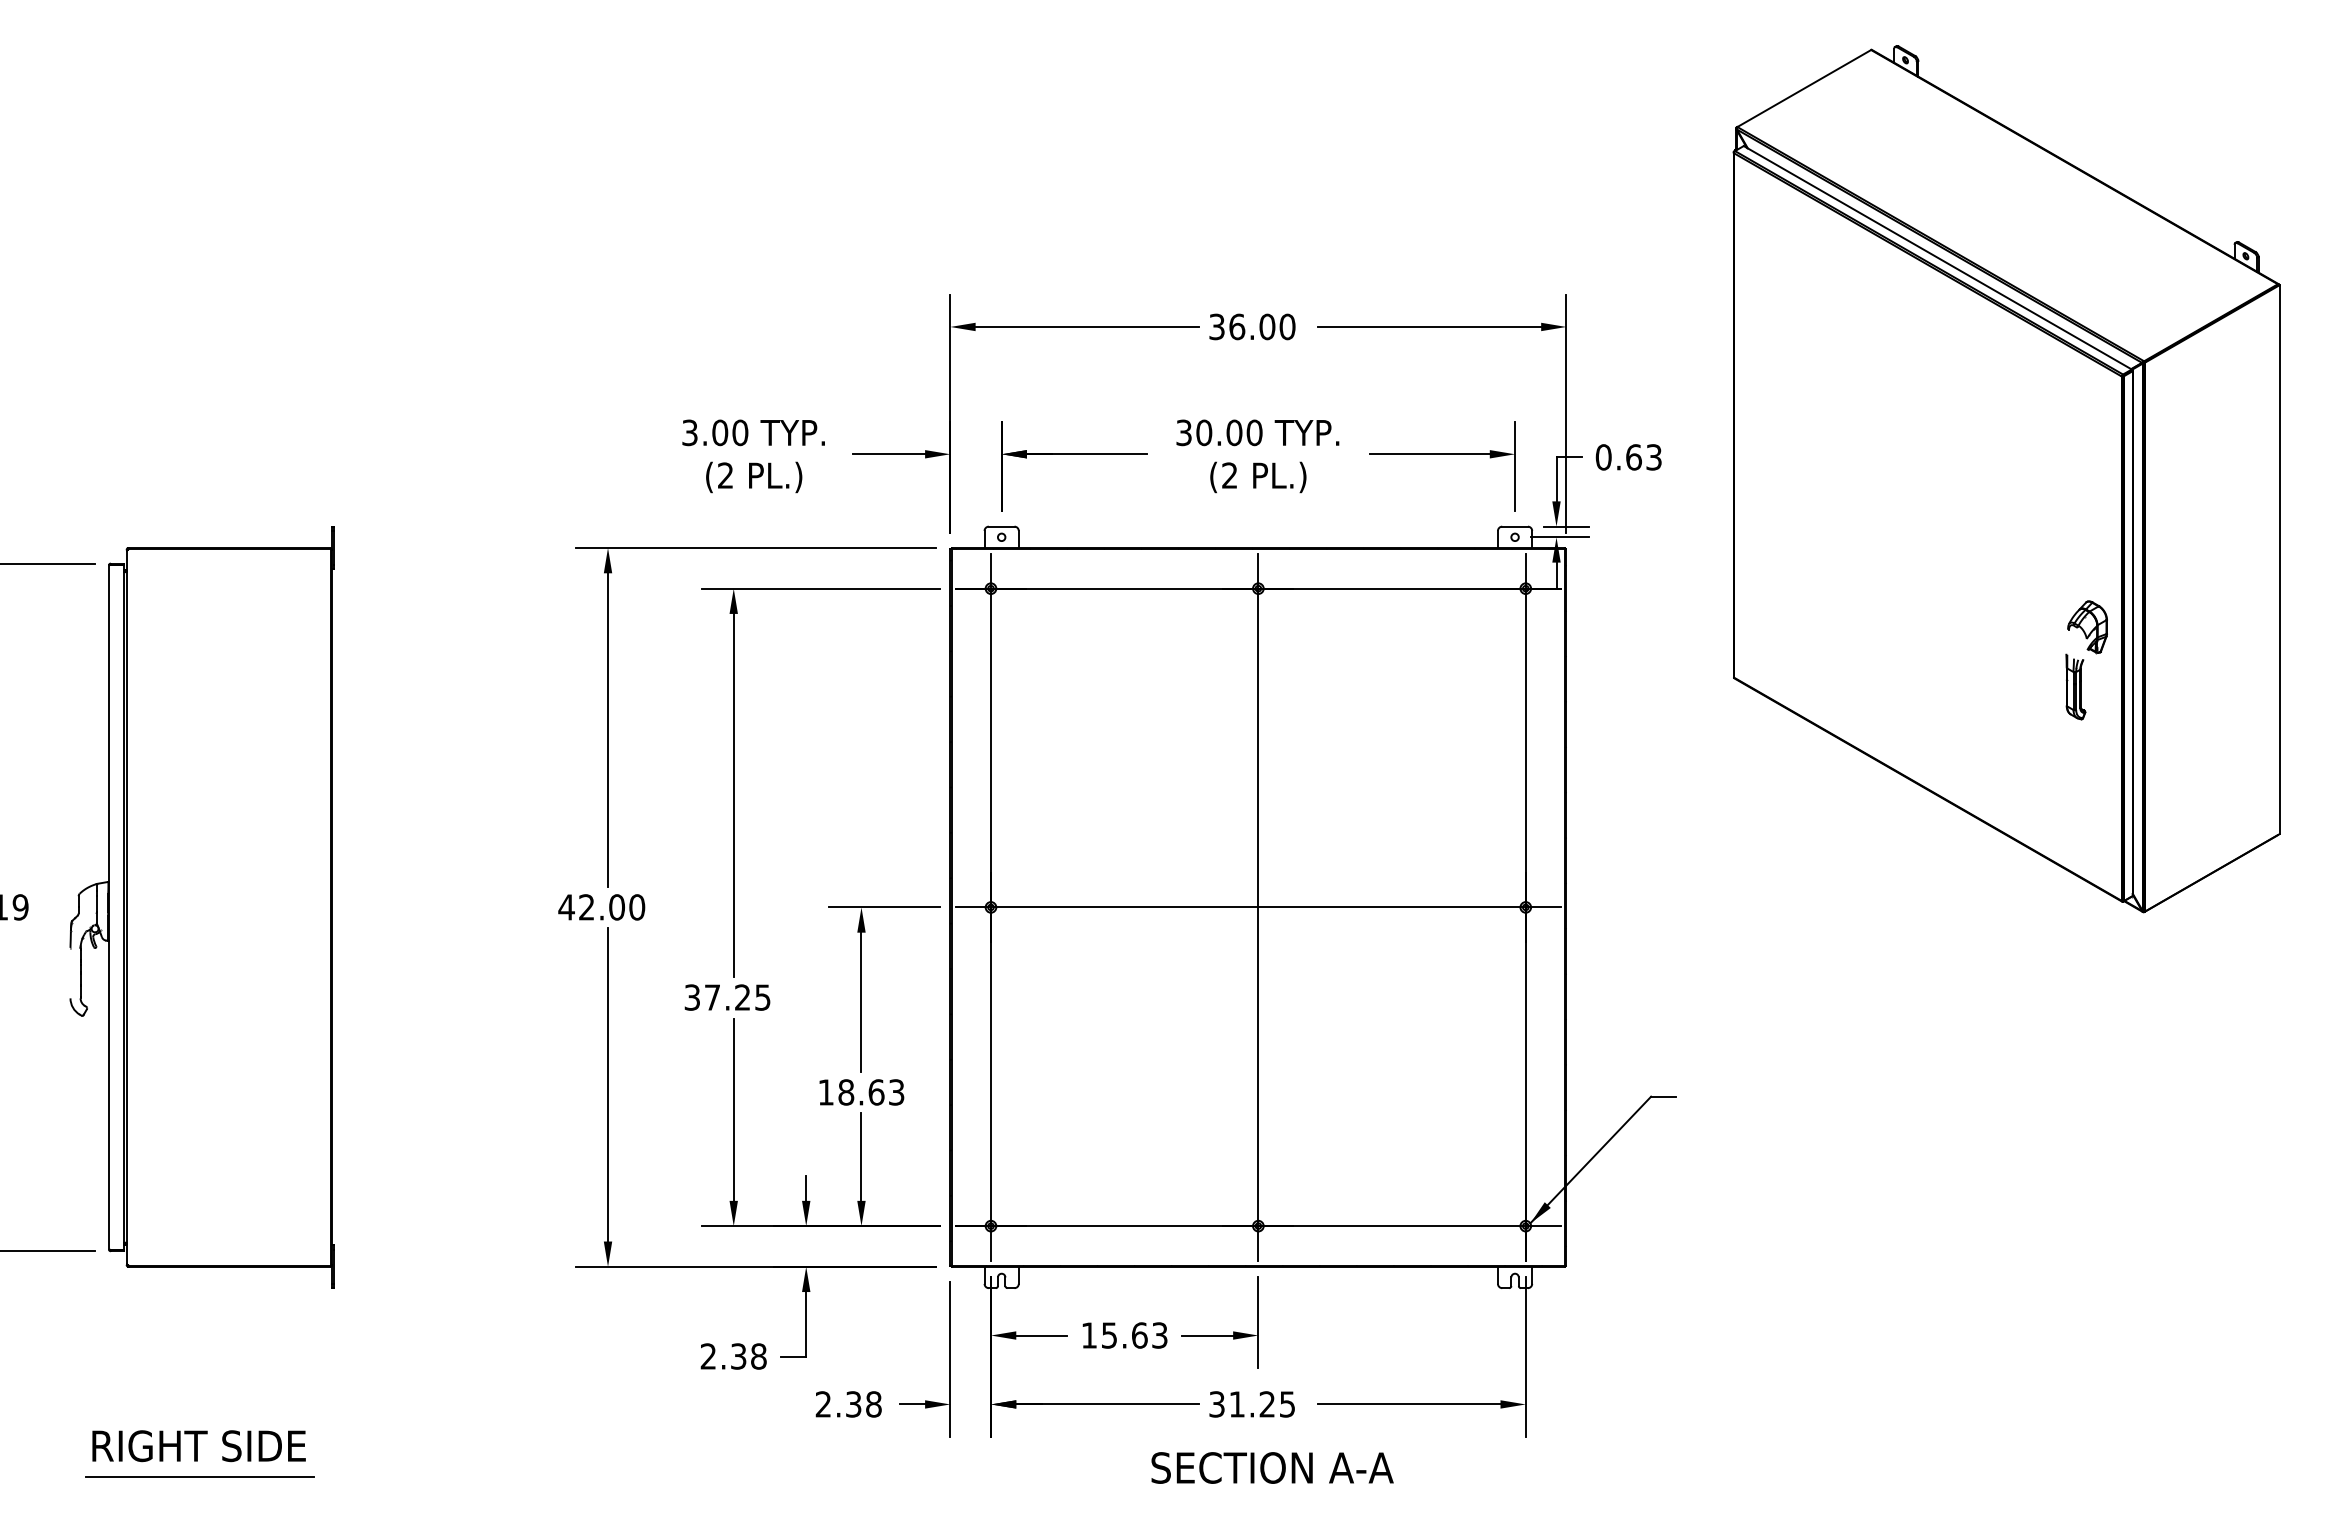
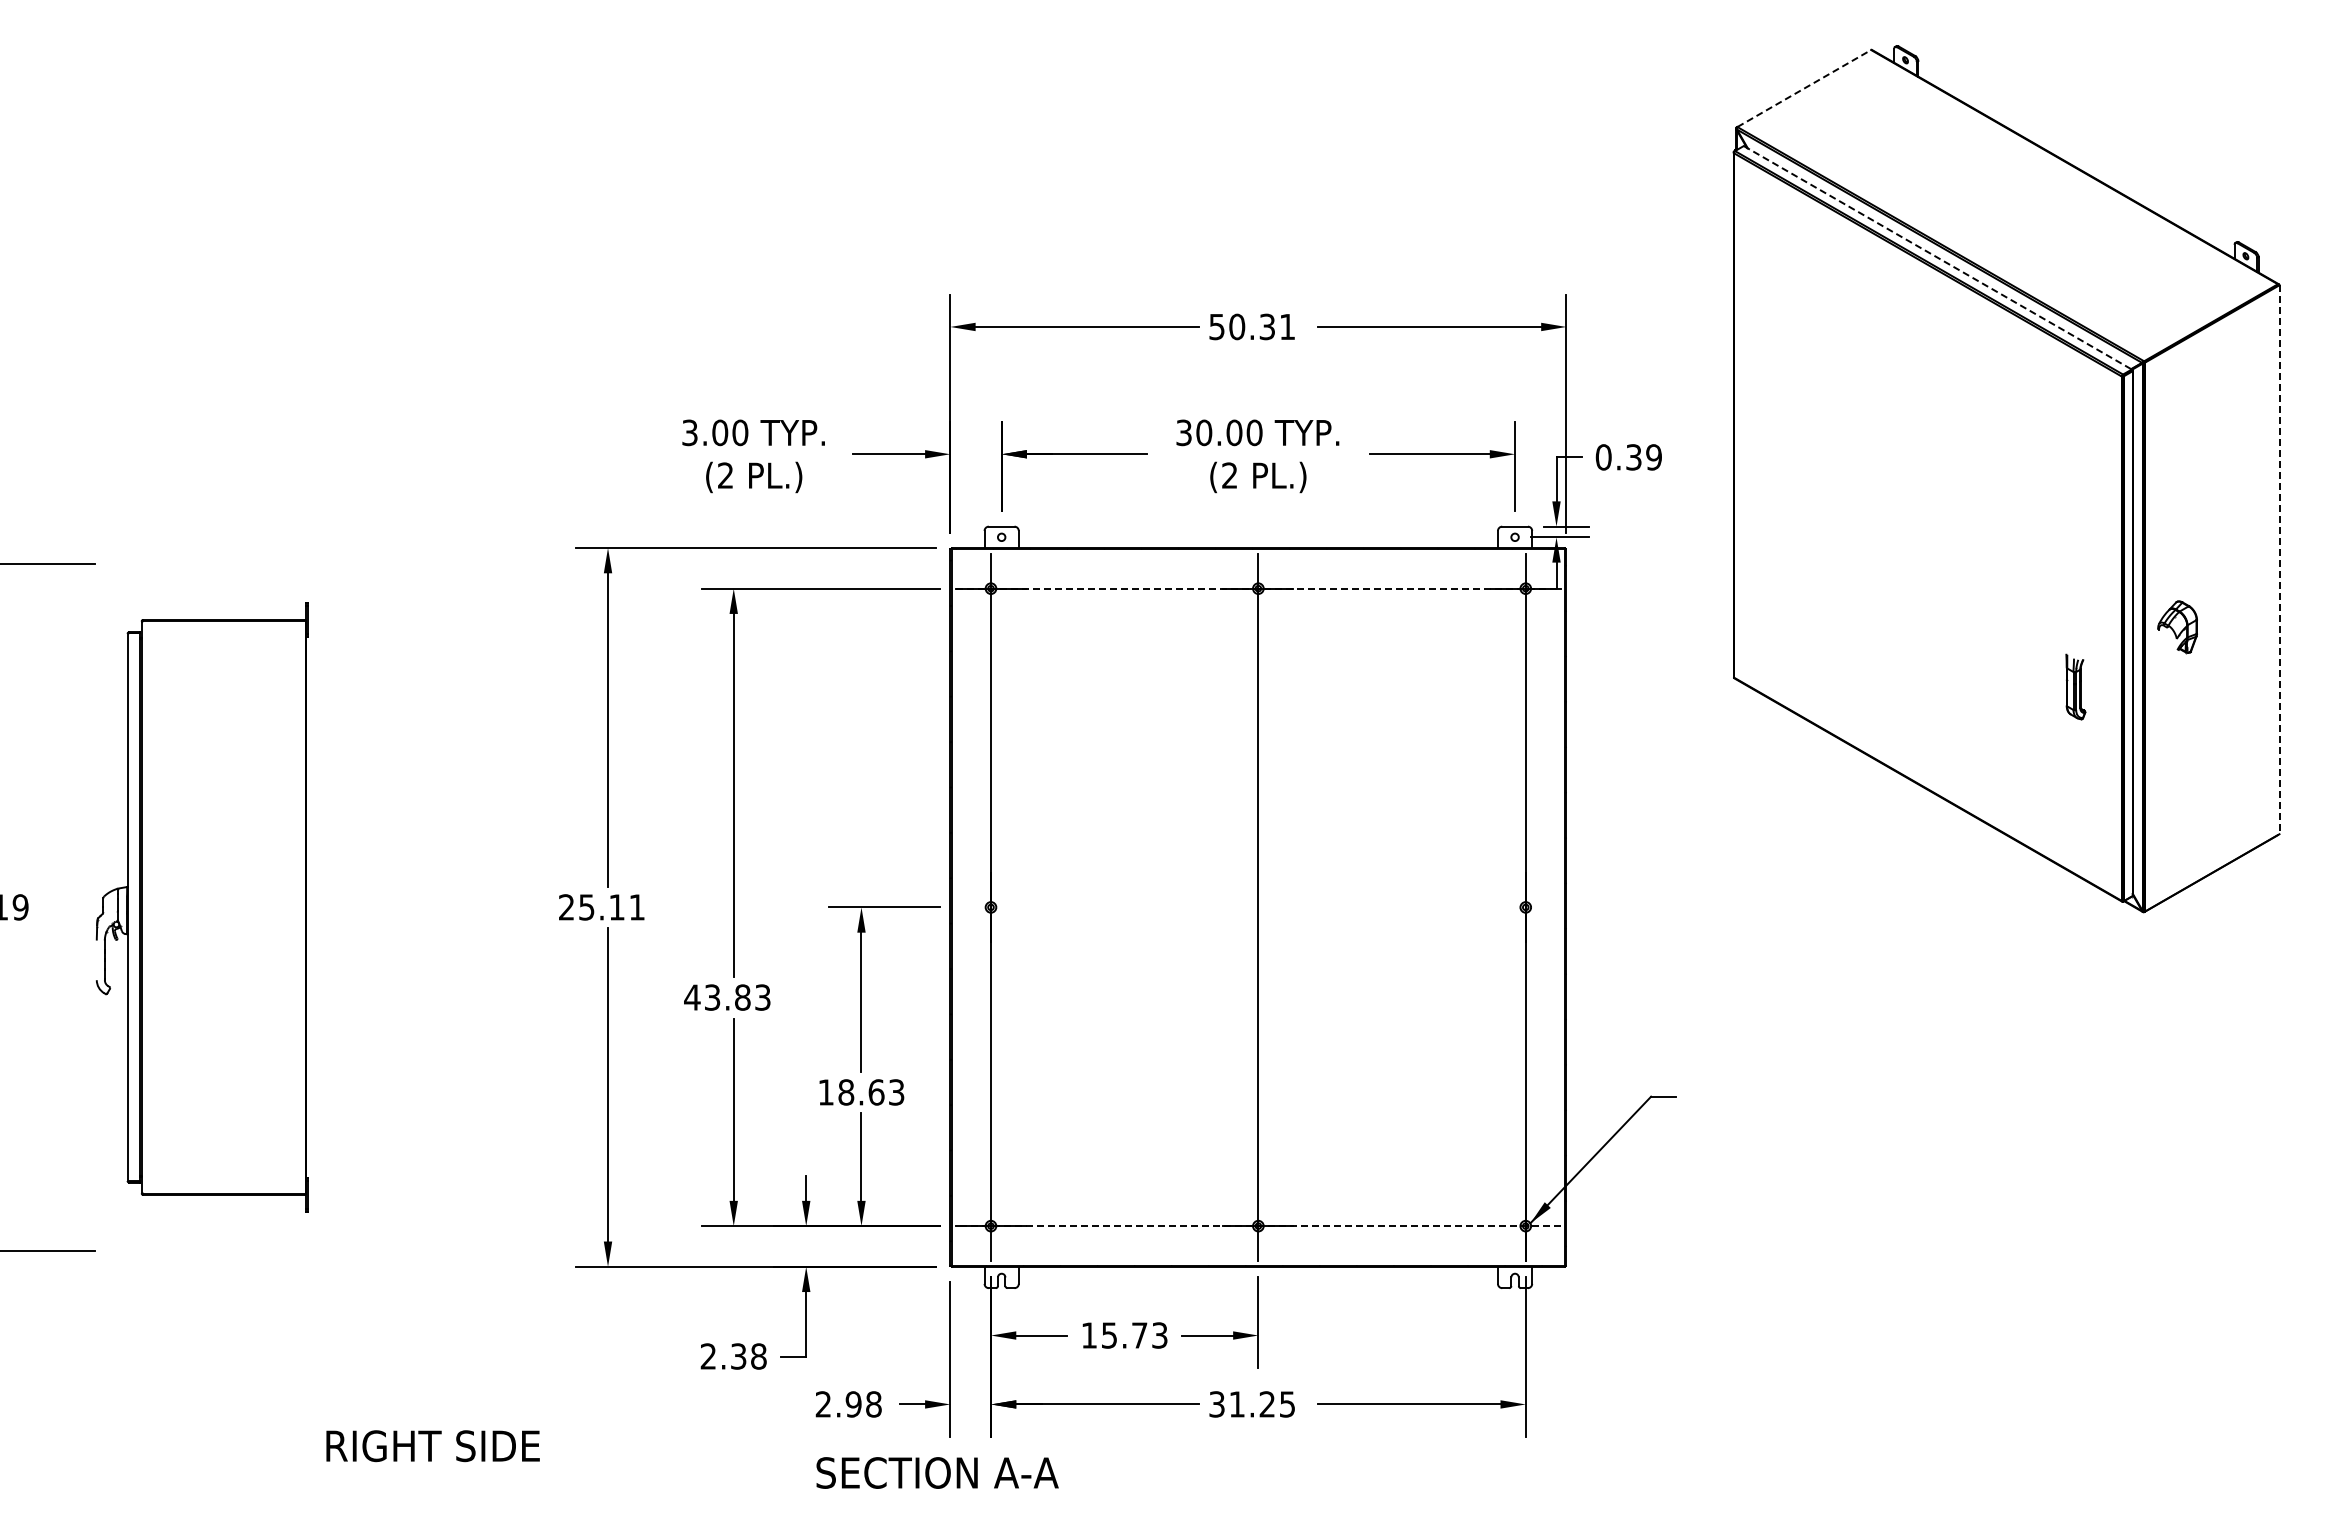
line: solid -> dashed (1804, 88)
line: solid -> dashed (1937, 257)
text: 36.00 -> 50.31 (1252, 326)
text: 0.63 -> 0.39 (1643, 457)
line: solid -> dashed (2279, 560)
line: solid -> dashed (1258, 588)
part position: (2087, 627) -> (2177, 627) (2177, 627)
part size: 266x763 px -> 214x611 px (201, 907)
text: 42.00 -> 25.11 (601, 907)
line: present -> none (1258, 907)
text: 37.25 -> 43.83 (727, 997)
line: solid -> dashed (1257, 1226)
text: 15.63 -> 15.73 (1139, 1335)
text: 2.38 -> 2.98 (853, 1404)
text position: (198, 1446) -> (432, 1446) (432, 1446)
text position: (1272, 1467) -> (937, 1472) (937, 1472)
line: present -> none (199, 1476)
